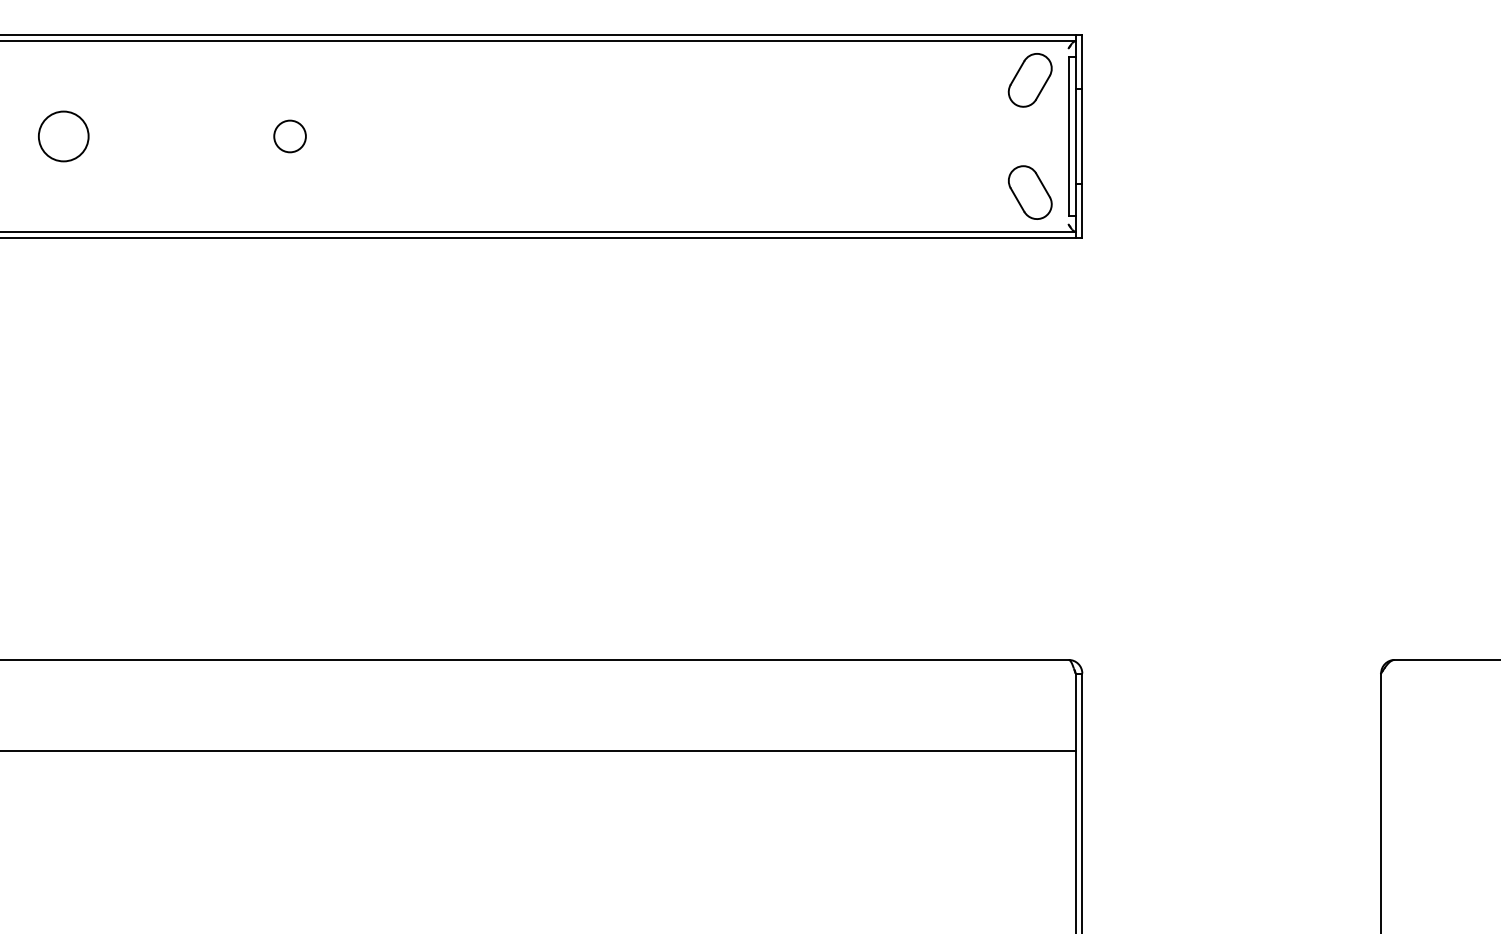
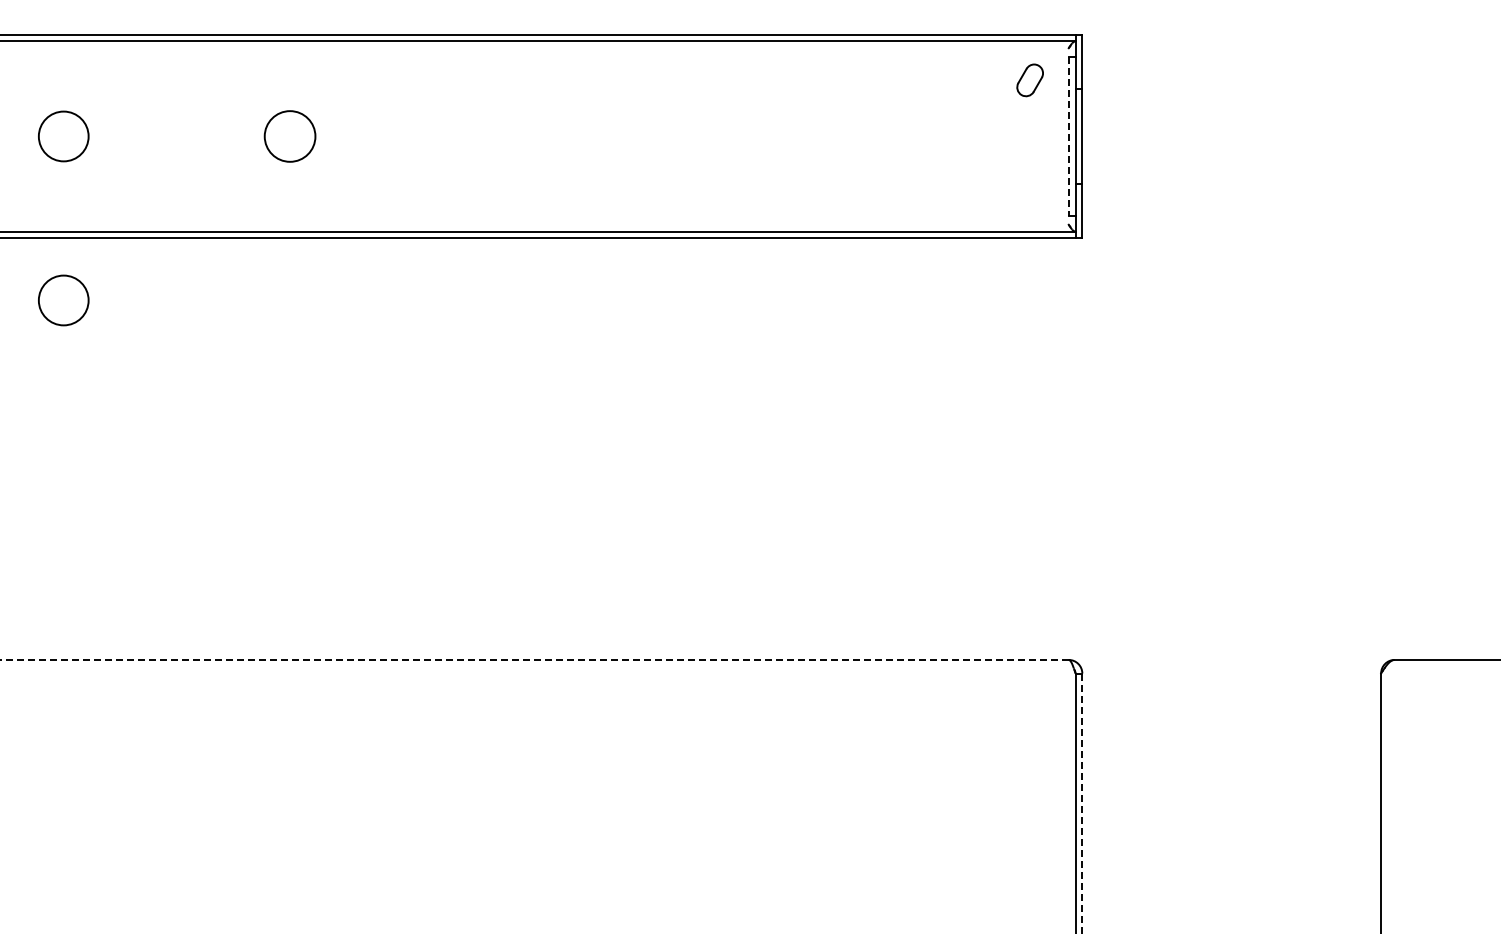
part size: 46x55 px -> 28x35 px (1029, 80)
circle diameter: 32 px -> 51 px (289, 136)
line: solid -> dashed (1068, 136)
part: present -> none (1030, 192)
circle: none -> present (63, 300)
line: solid -> dashed (534, 659)
line: present -> none (538, 750)
line: solid -> dashed (1082, 803)
